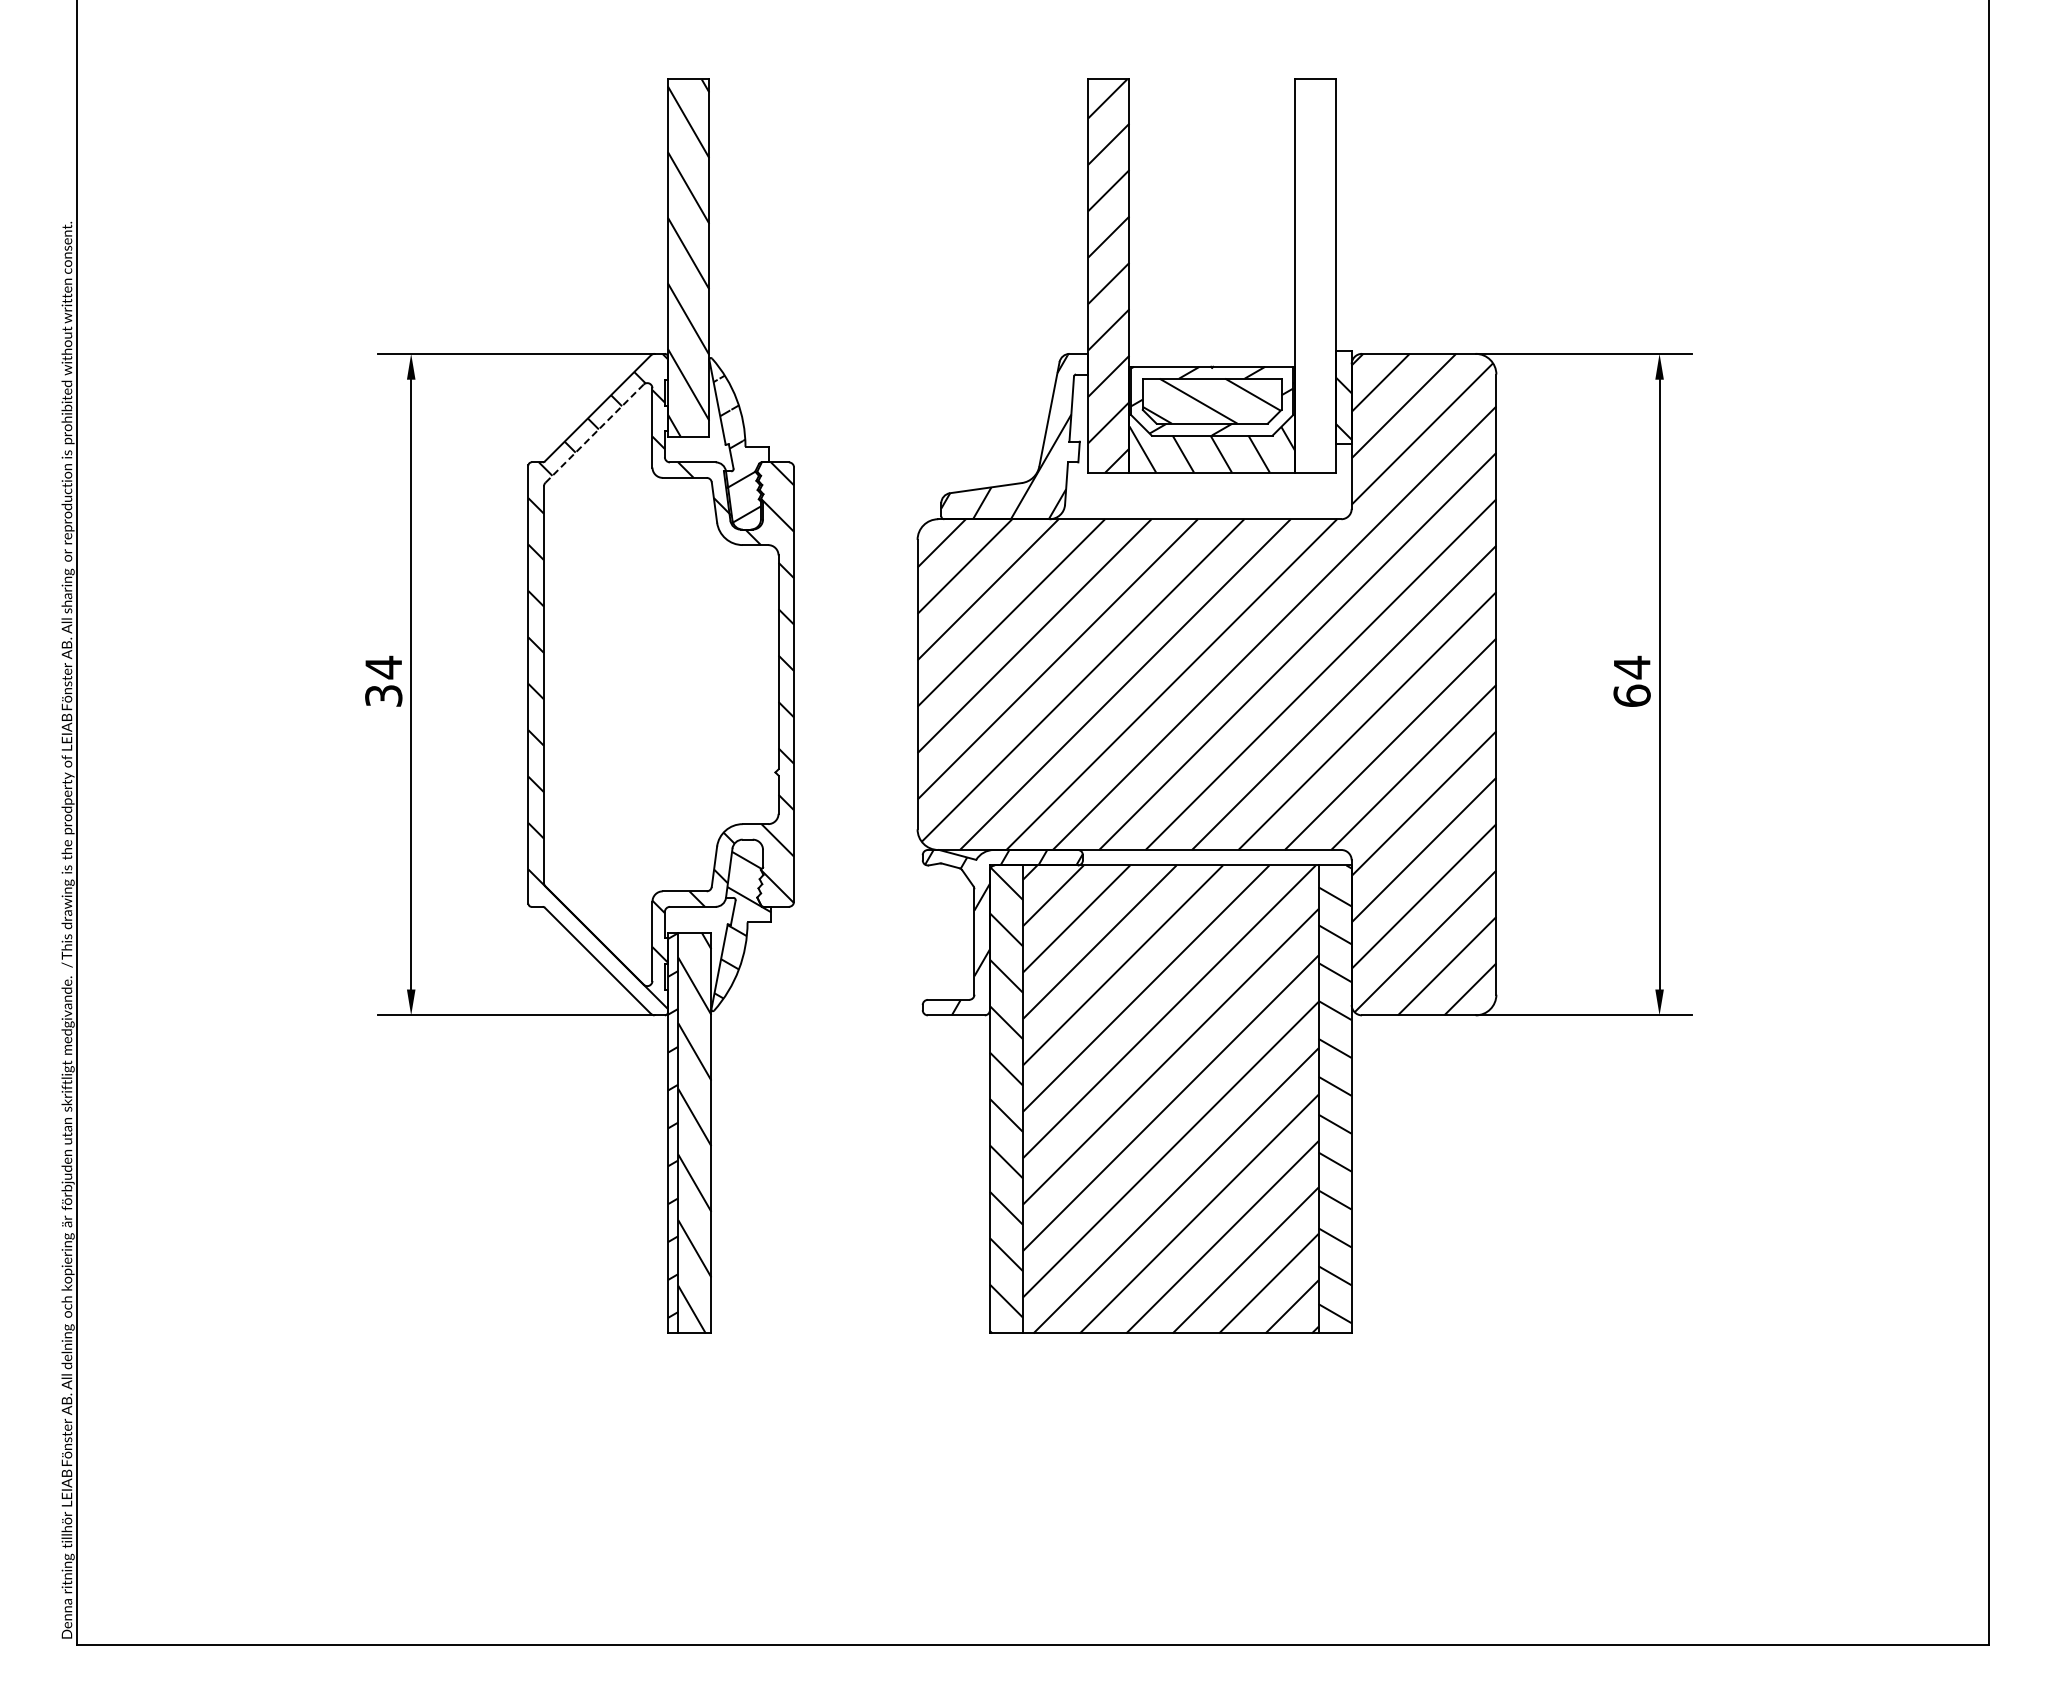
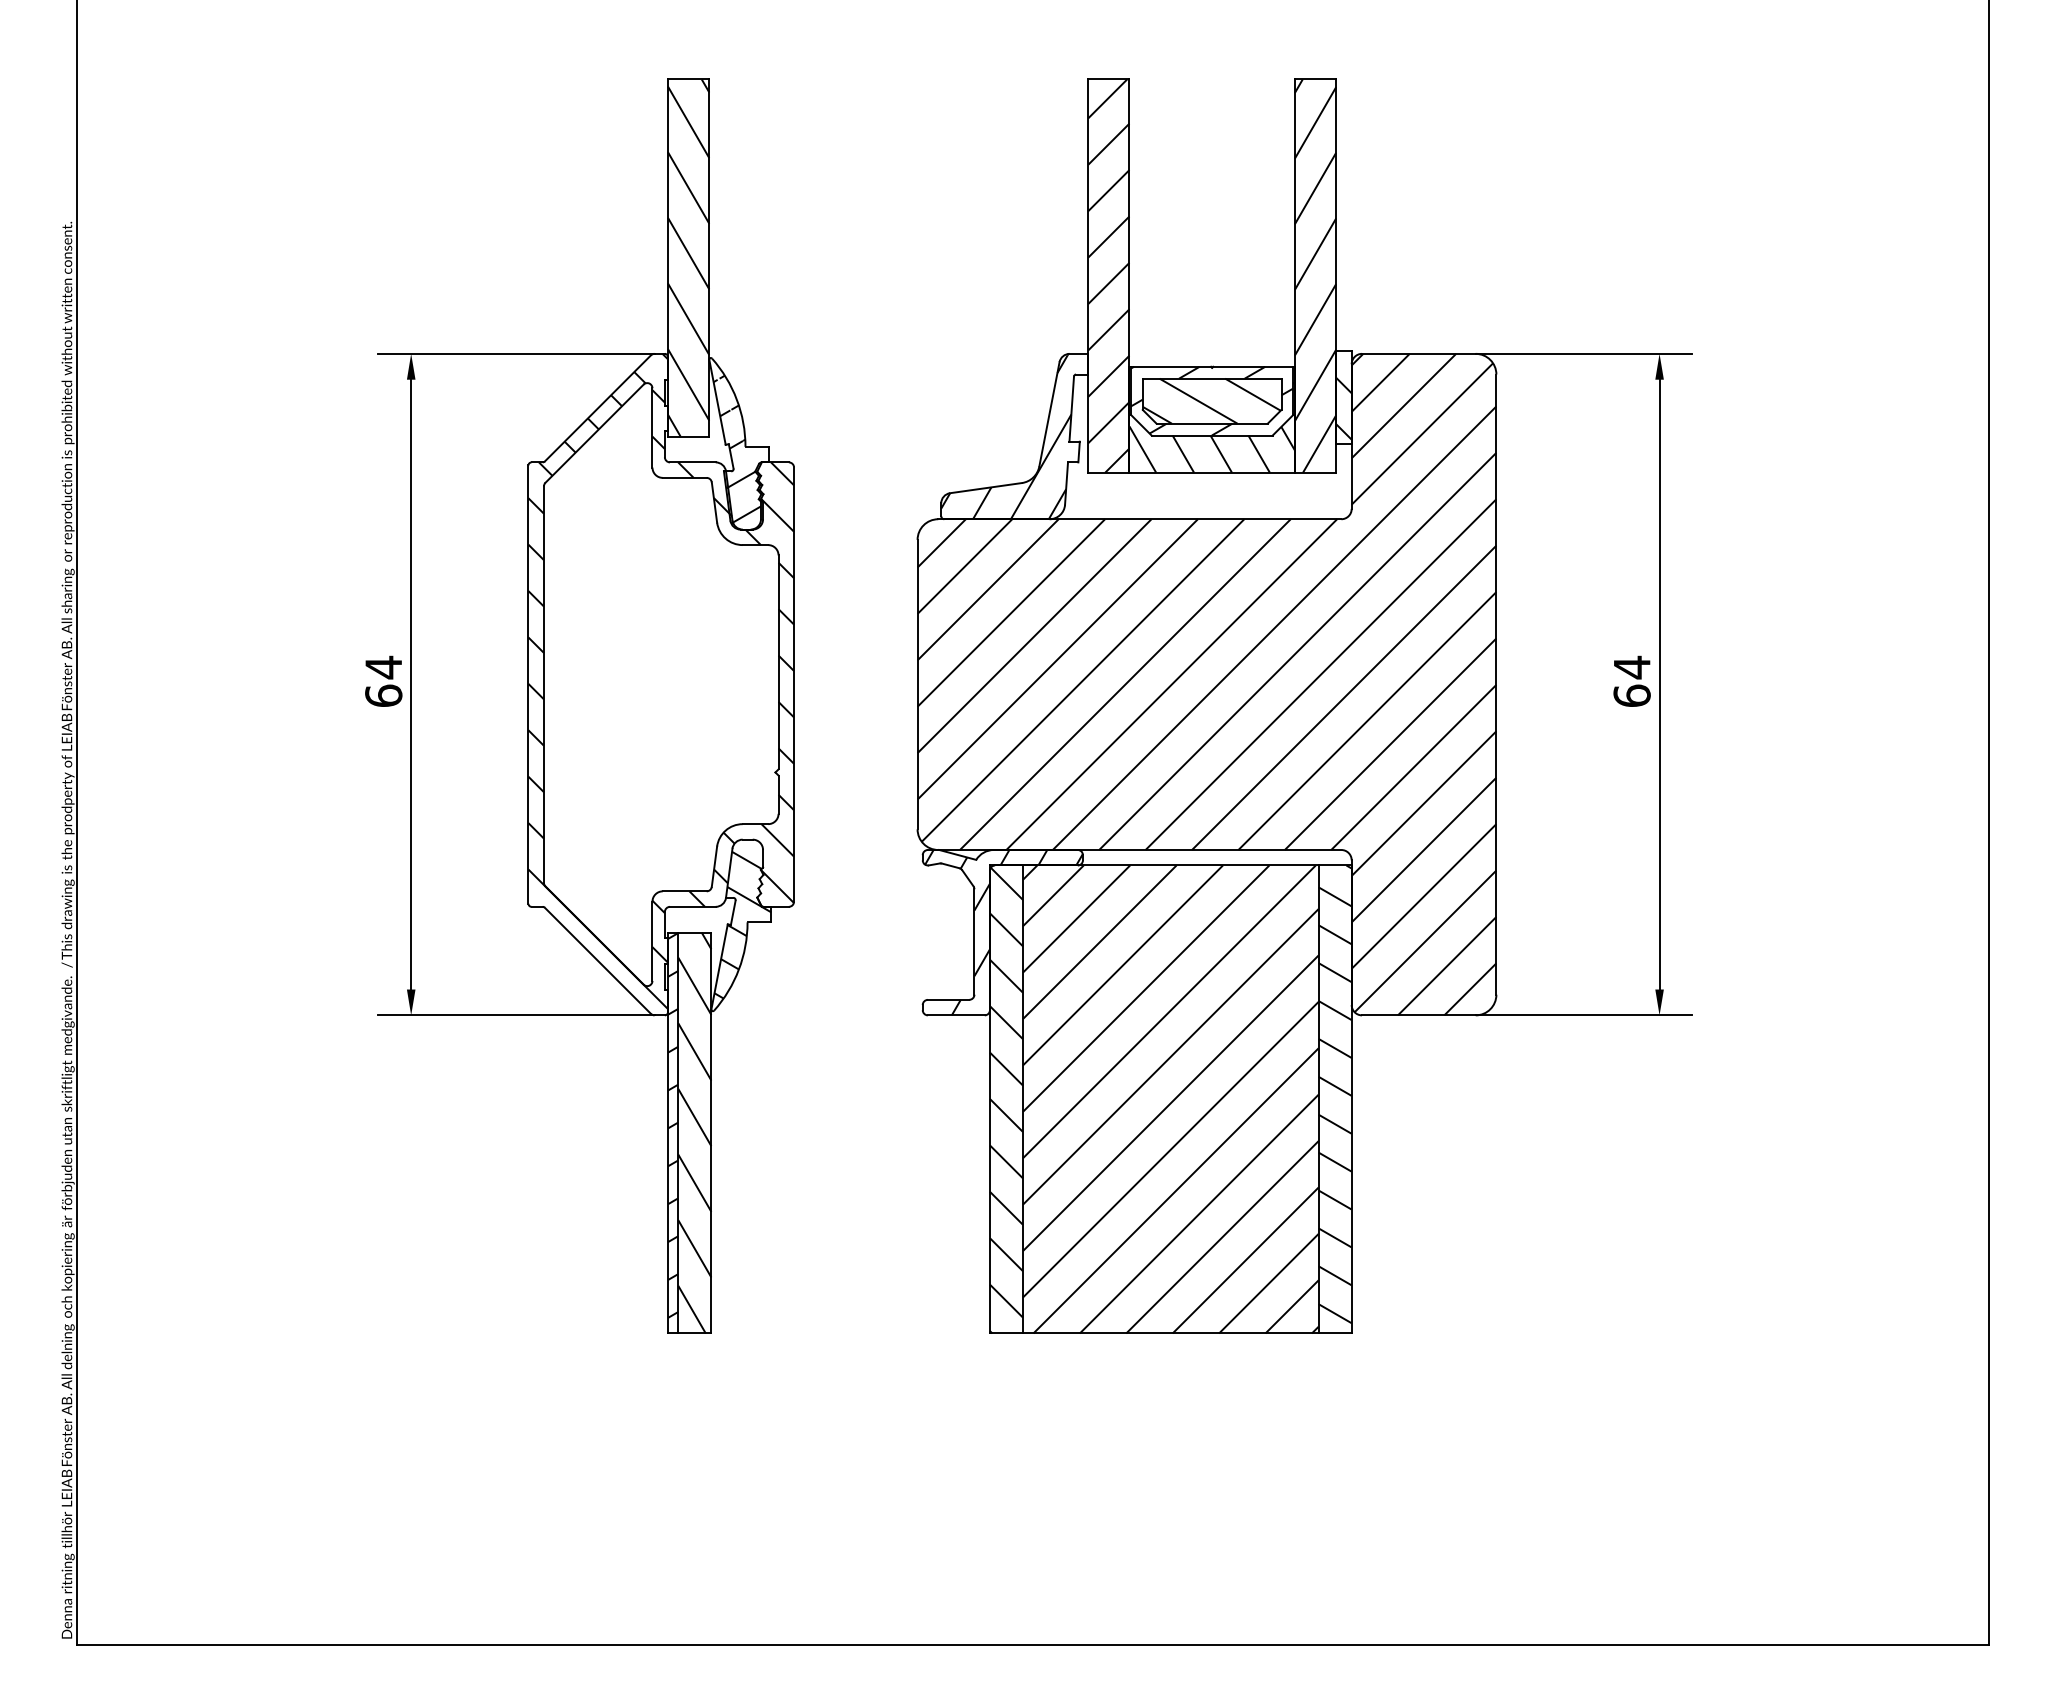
hatch: none -> present (1315, 275)
line: dashed -> solid (594, 433)
text: 34 -> 64 (383, 695)
